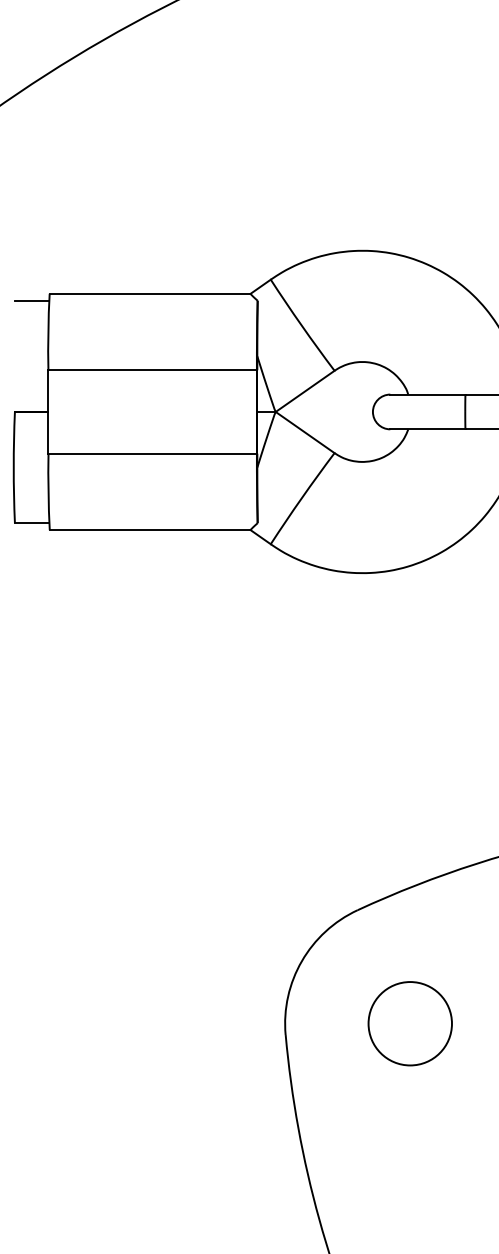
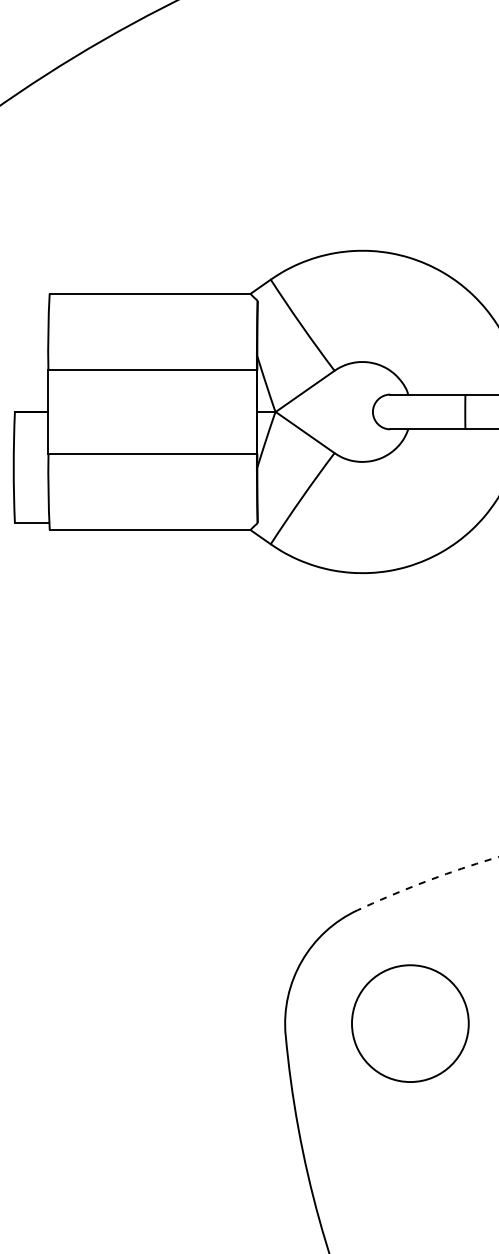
line: present -> none (31, 300)
arc: solid -> dashed (426, 881)
circle size: 86x86 px -> 119x119 px (410, 1023)
